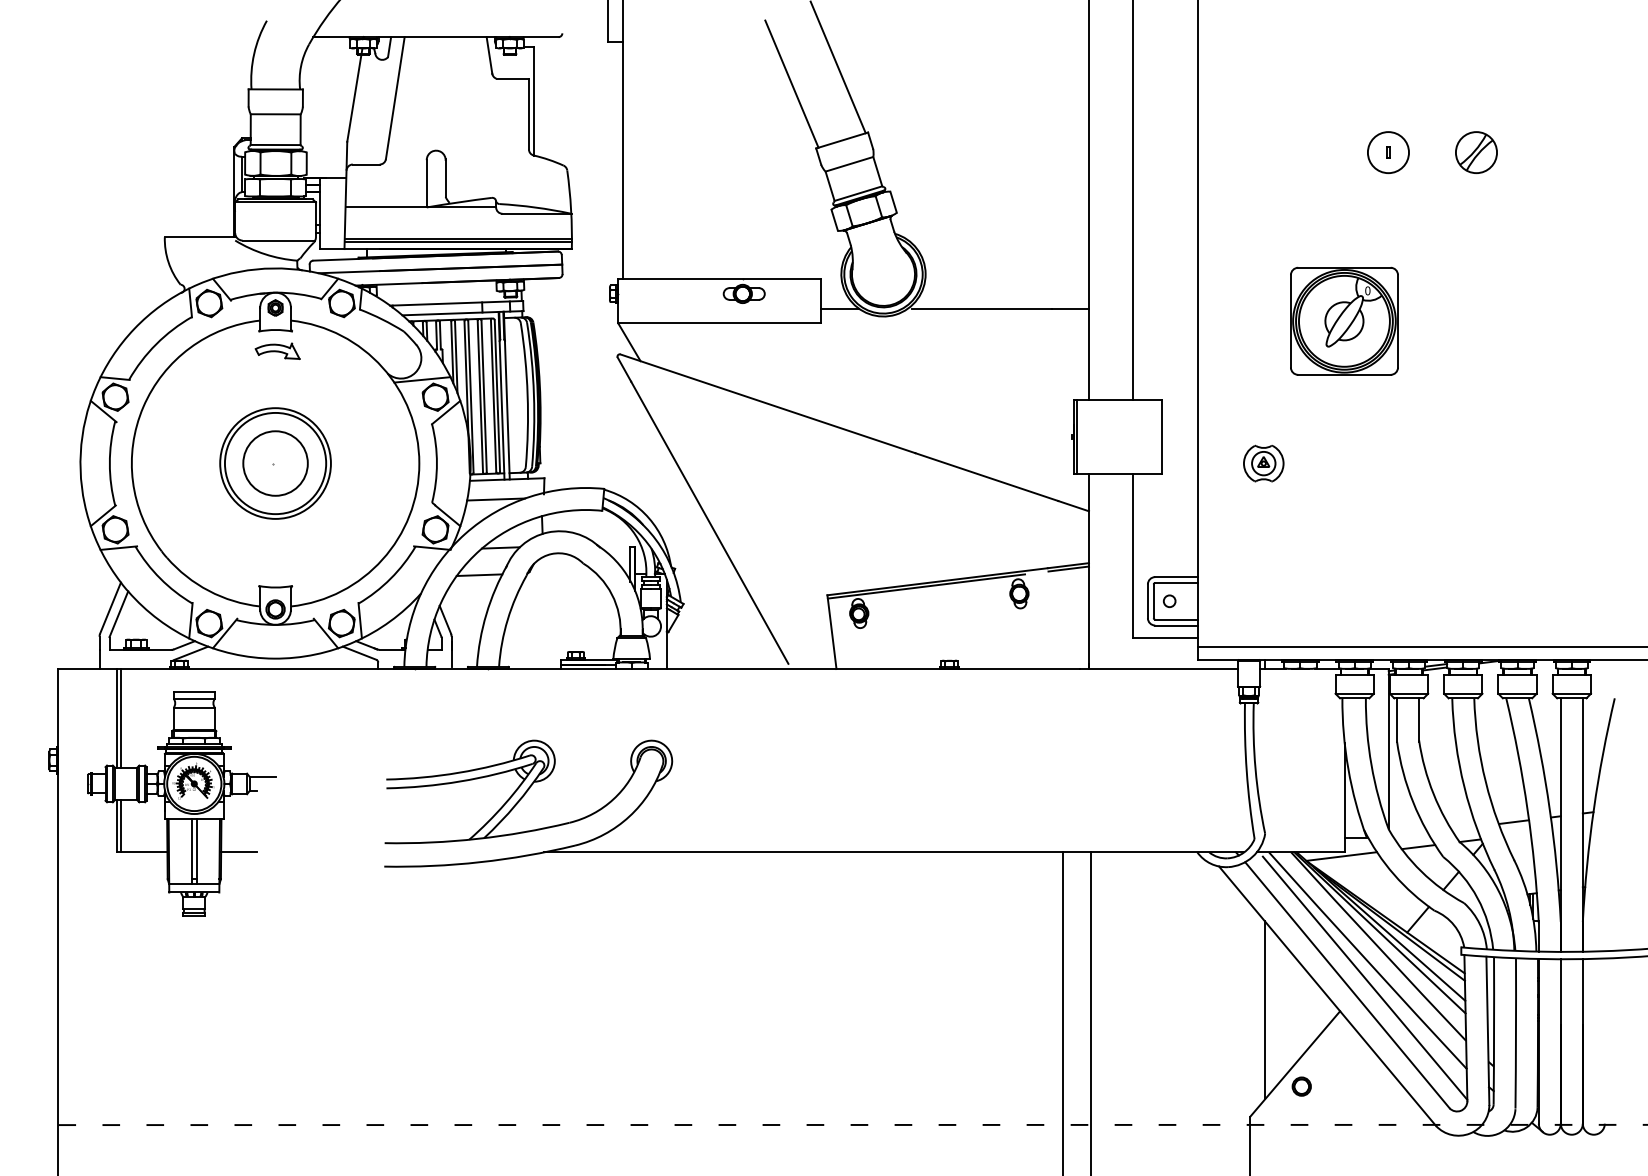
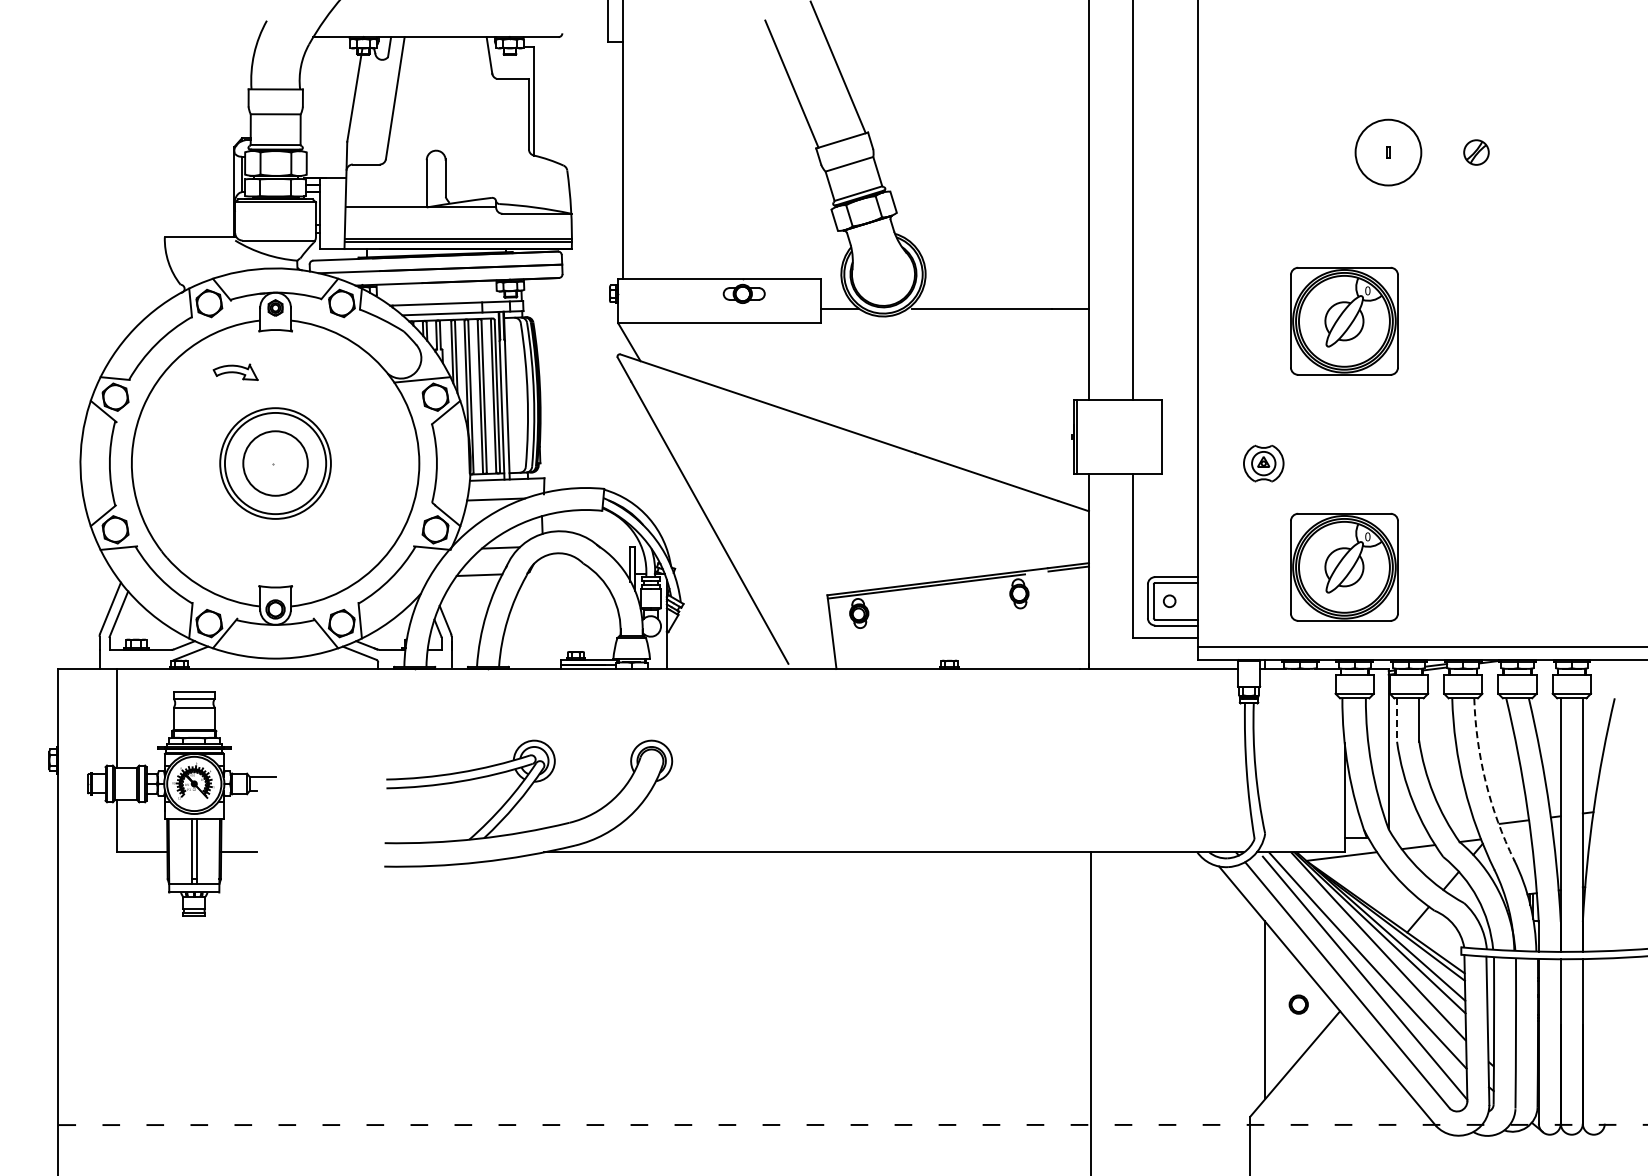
circle diameter: 41 px -> 66 px (1388, 152)
part size: 43x43 px -> 27x27 px (1476, 152)
part position: (277, 350) -> (235, 371) (235, 371)
part: none -> present (1344, 566)
line: present -> none (120, 718)
line: solid -> dashed (1397, 719)
arc: solid -> dashed (1485, 781)
line: present -> none (120, 826)
line: present -> none (1063, 1012)
part position: (1301, 1086) -> (1298, 1004) (1298, 1004)
